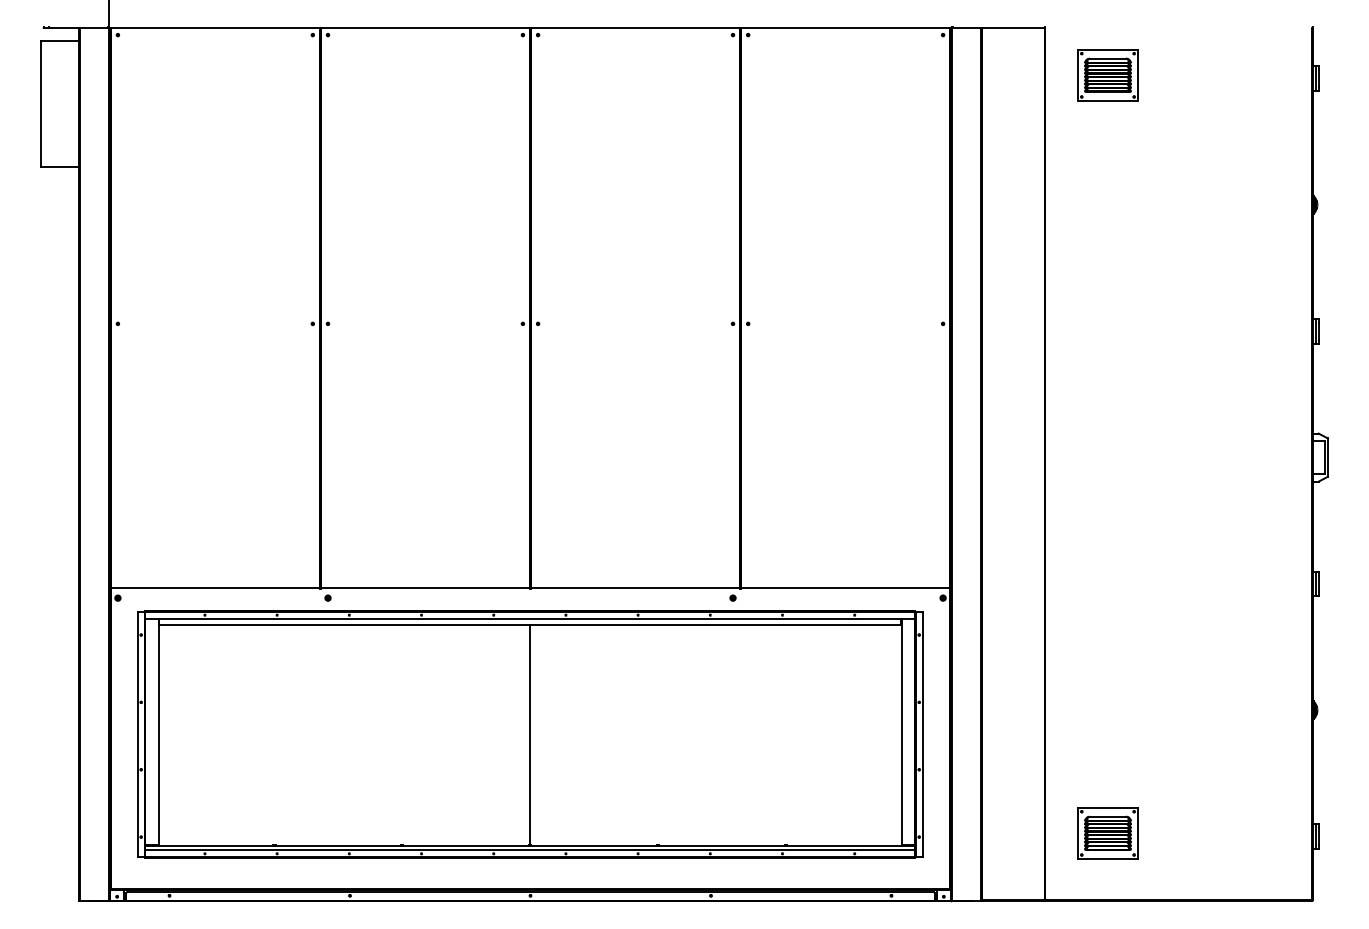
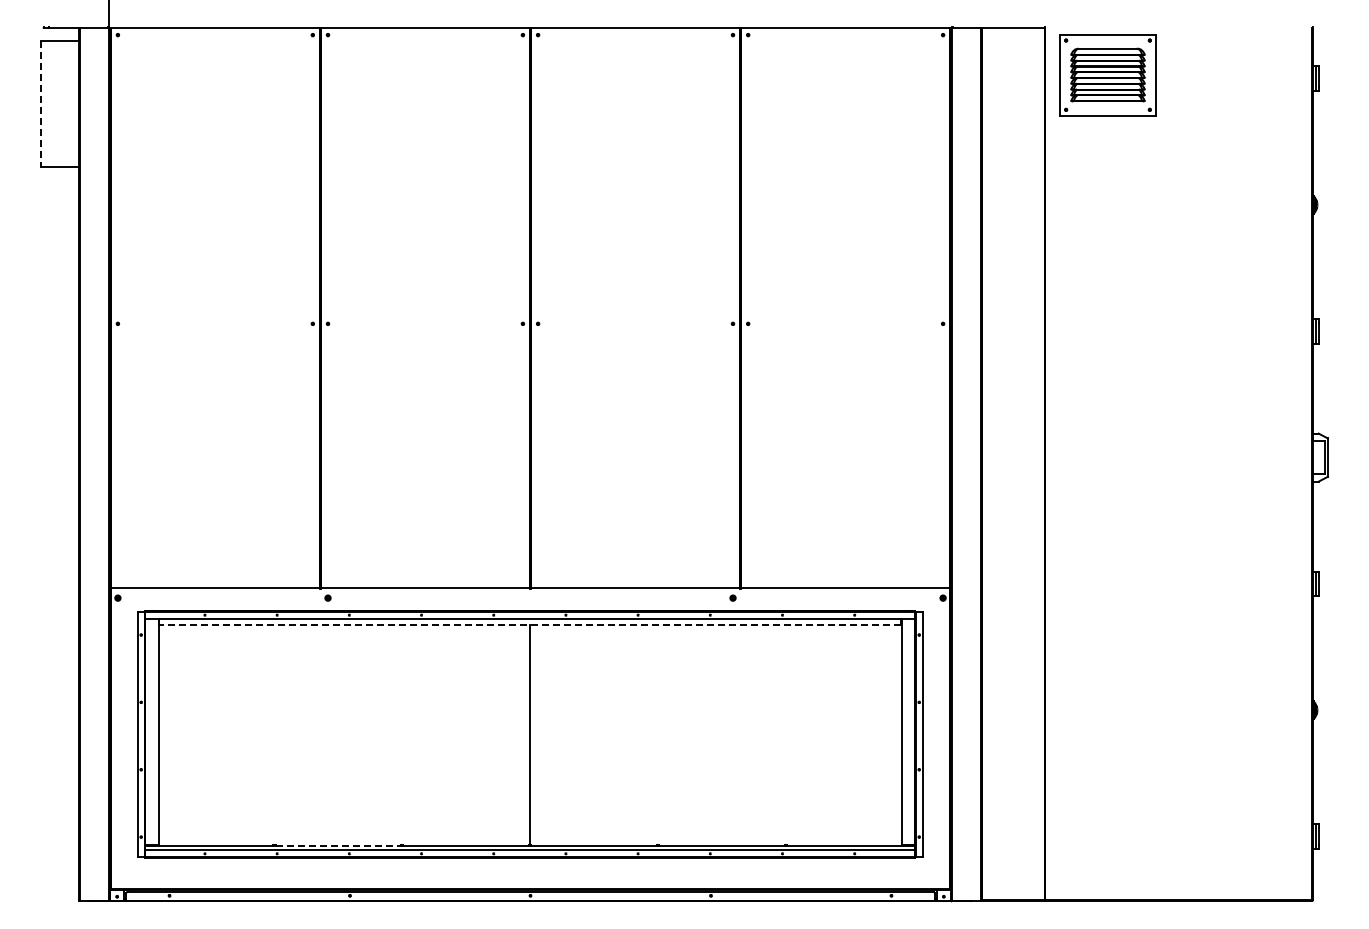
part size: 62x53 px -> 98x83 px (1107, 75)
line: solid -> dashed (41, 104)
line: solid -> dashed (529, 624)
part: present -> none (1107, 833)
line: solid -> dashed (338, 845)
